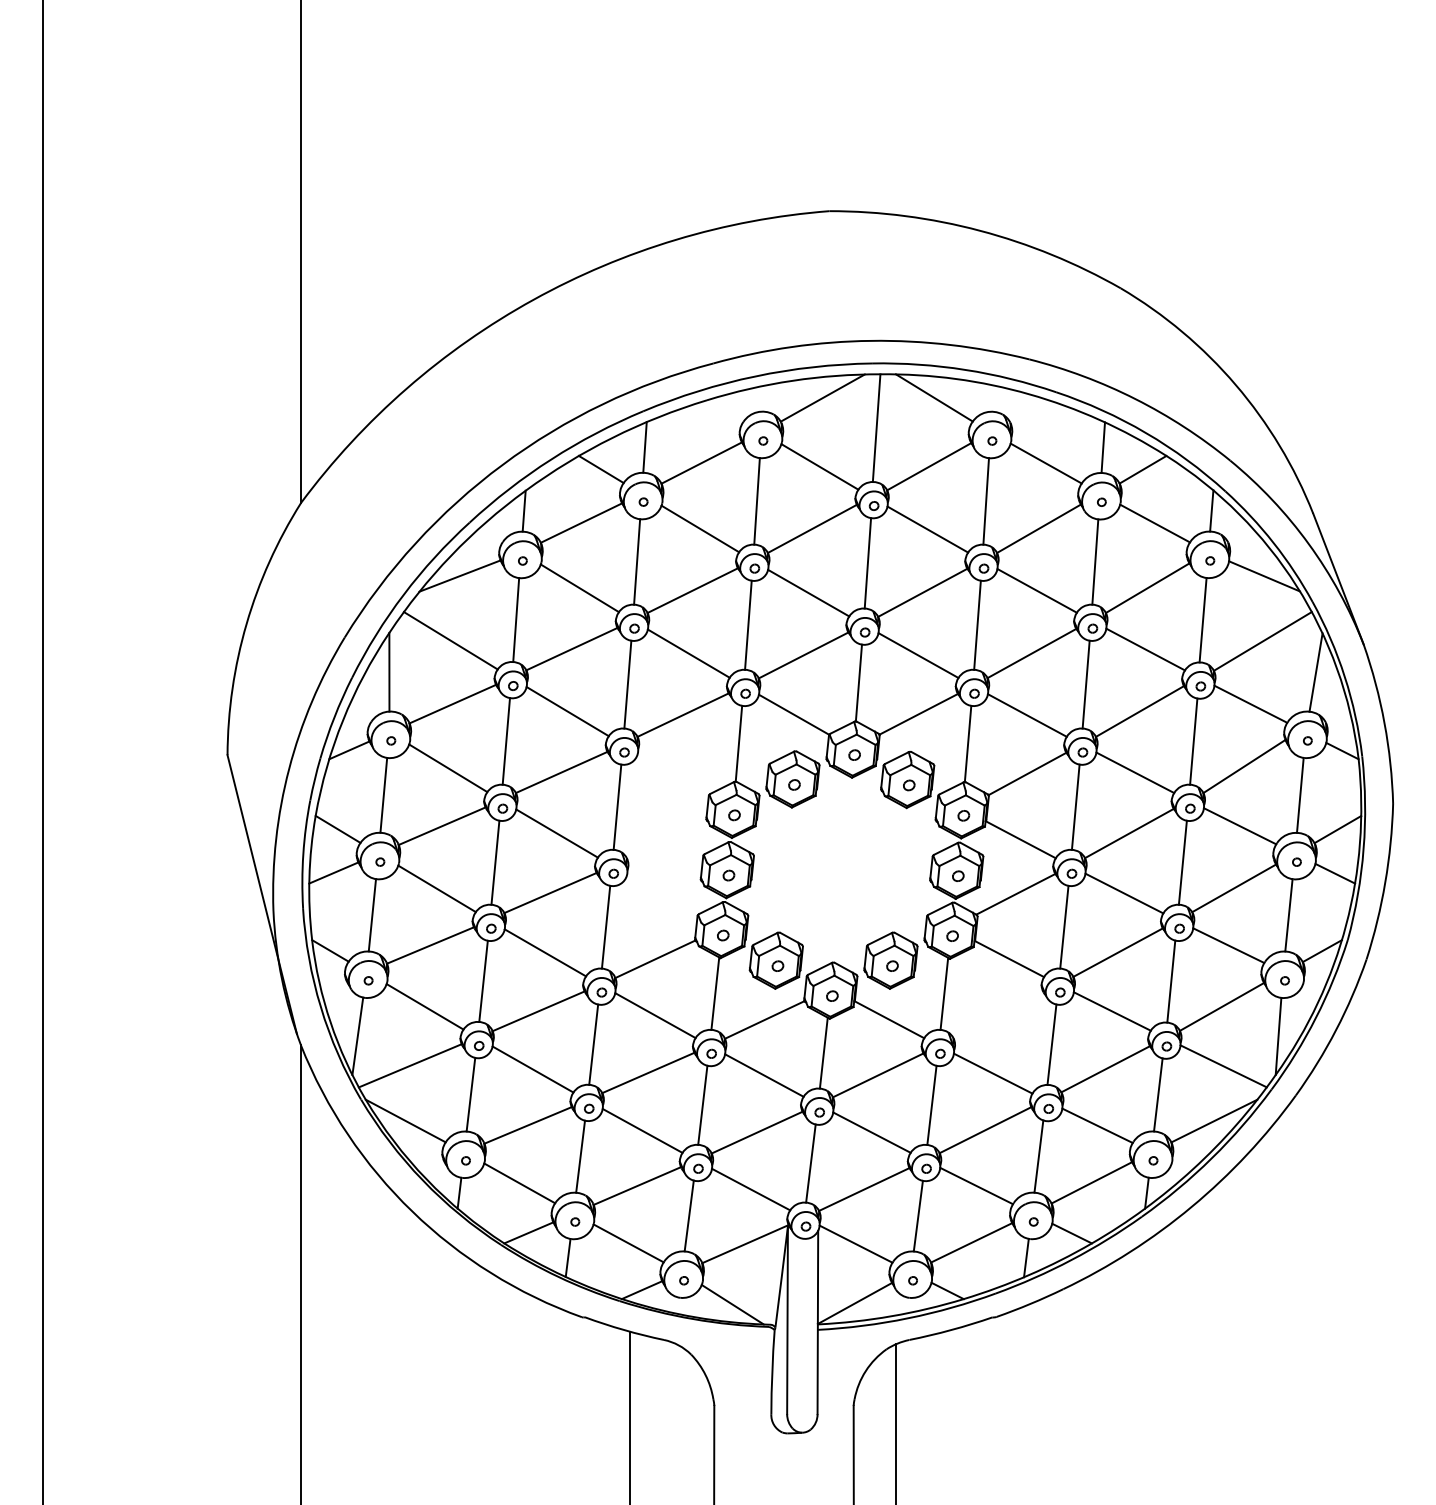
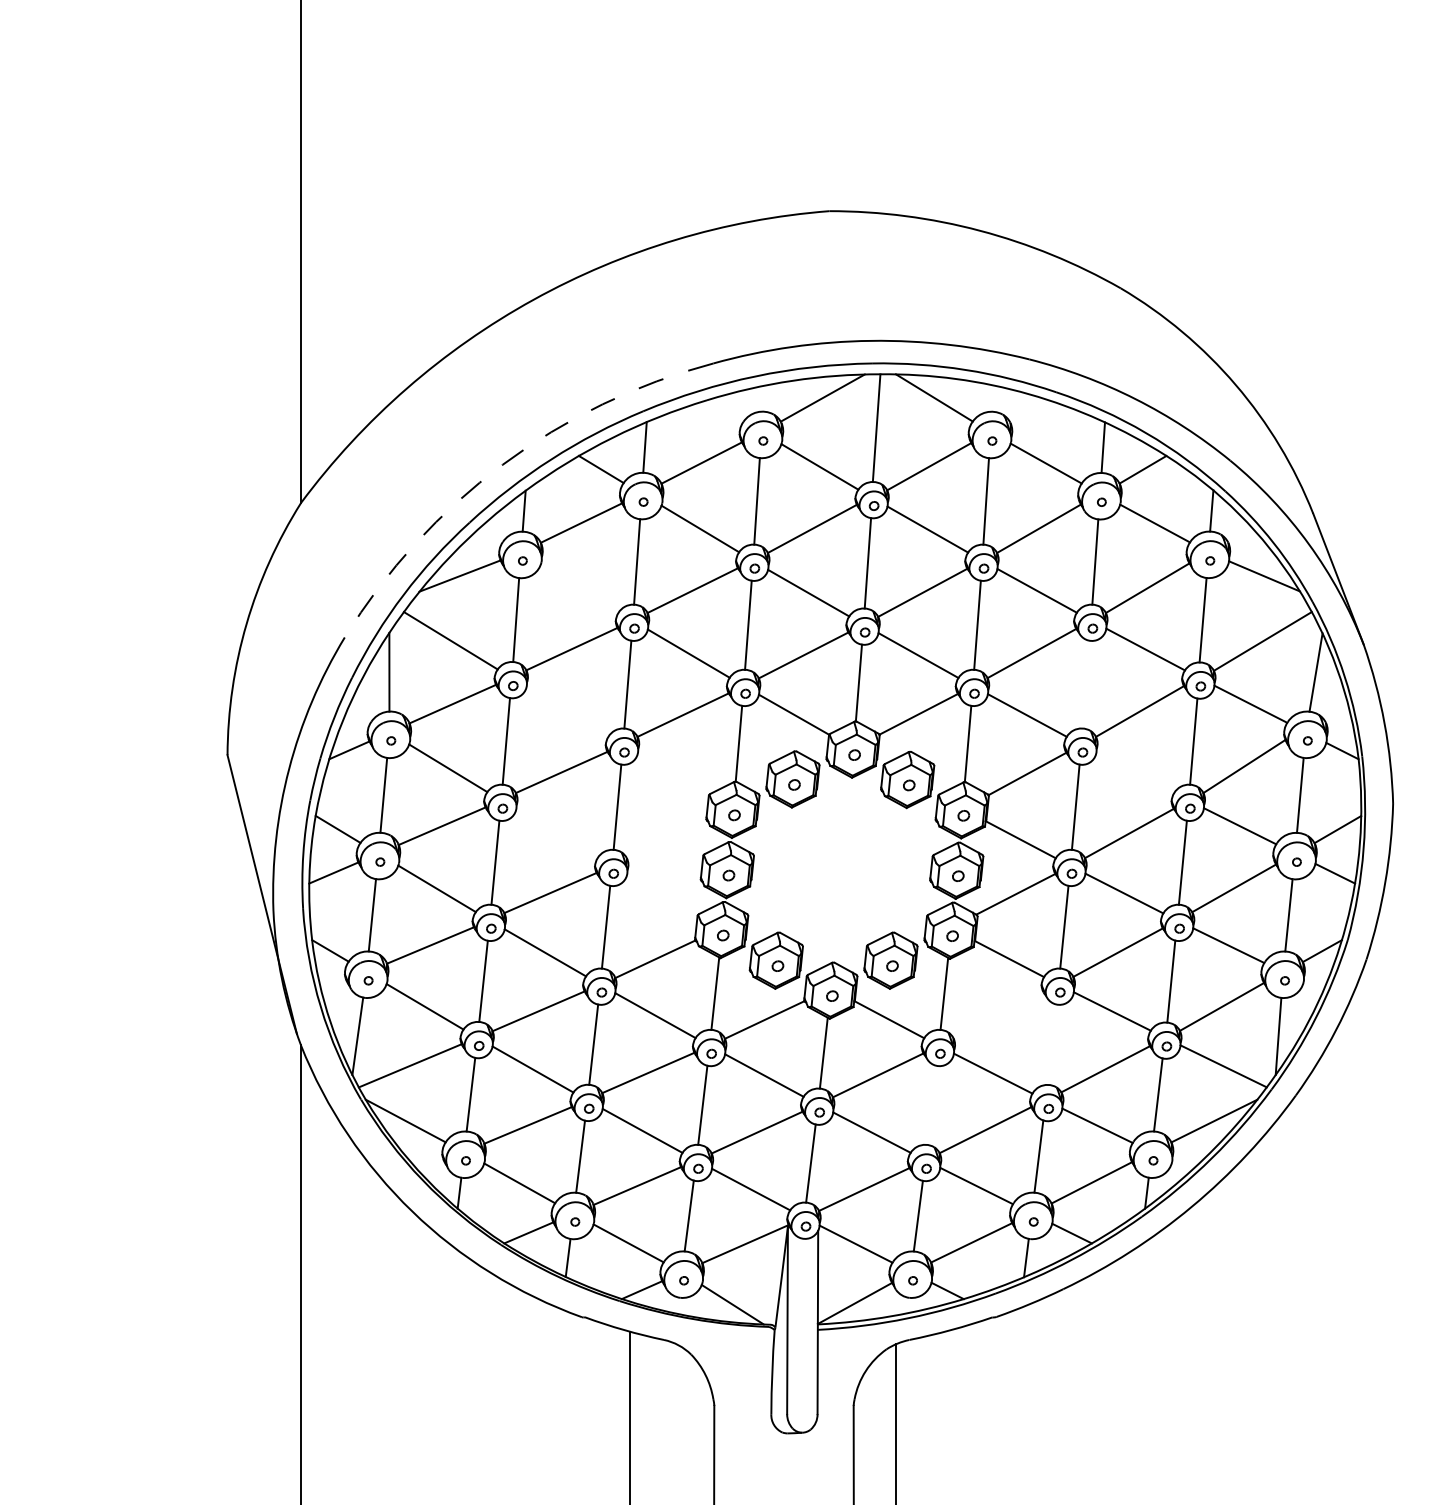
arc: solid -> dashed (502, 464)
line: present -> none (579, 588)
line: present -> none (1085, 684)
line: present -> none (567, 711)
line: present -> none (42, 751)
line: present -> none (1135, 772)
line: present -> none (556, 833)
line: present -> none (1051, 1044)
line: present -> none (931, 1104)
